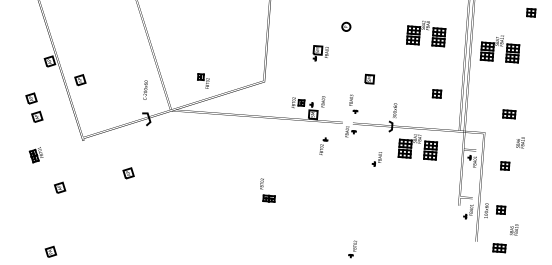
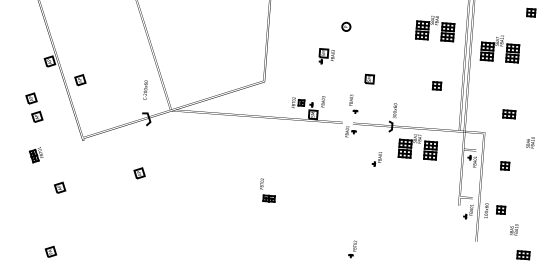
part position: (426, 34) -> (435, 29) (435, 29)
part position: (320, 53) -> (326, 56) (326, 56)
part: present -> none (203, 80)
part position: (436, 93) -> (436, 85) (436, 85)
text position: (520, 142) -> (530, 142) (530, 142)
part: present -> none (323, 146)
part position: (128, 173) -> (139, 173) (139, 173)
part position: (499, 248) -> (523, 255) (523, 255)
